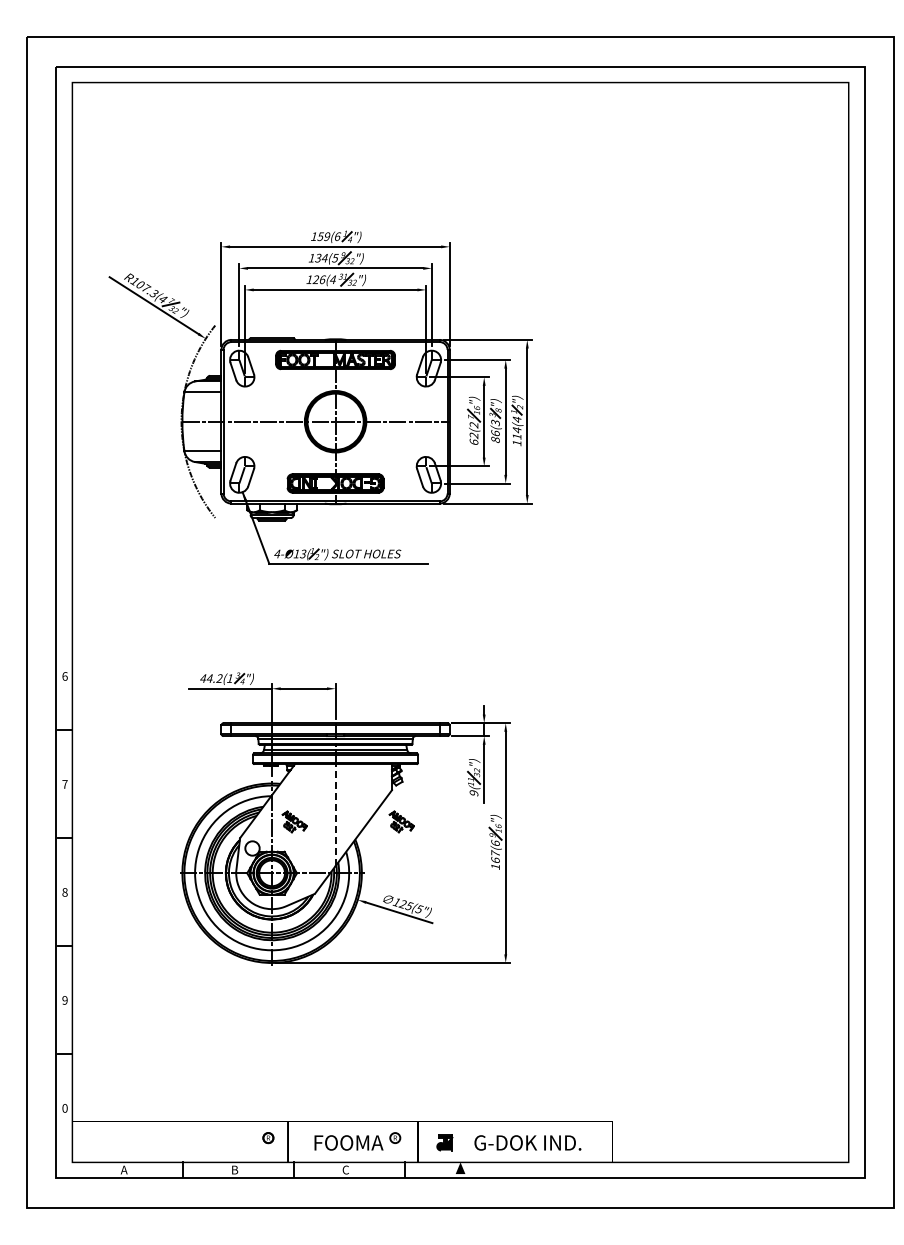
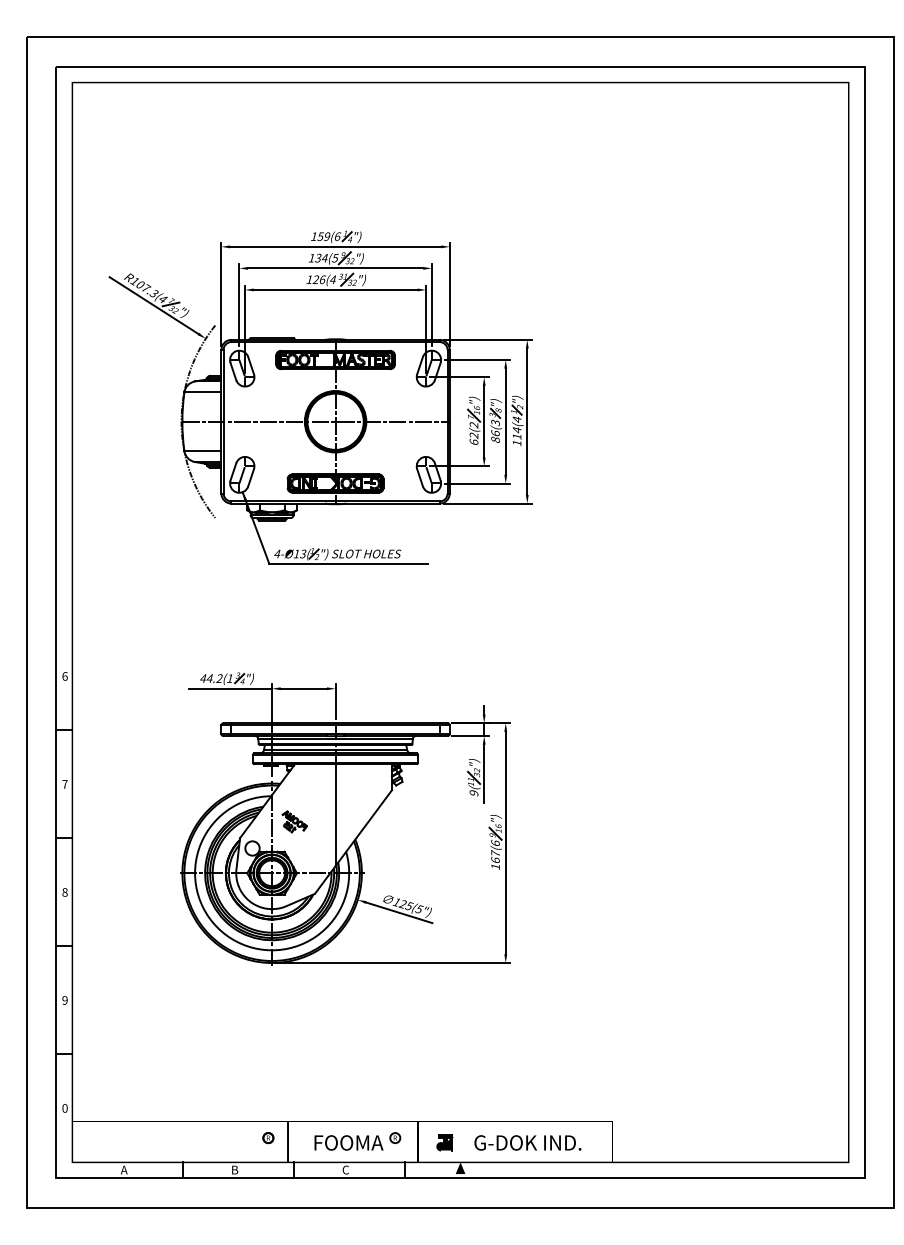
line: dashed -> solid (335, 815)
part: present -> none (401, 821)
